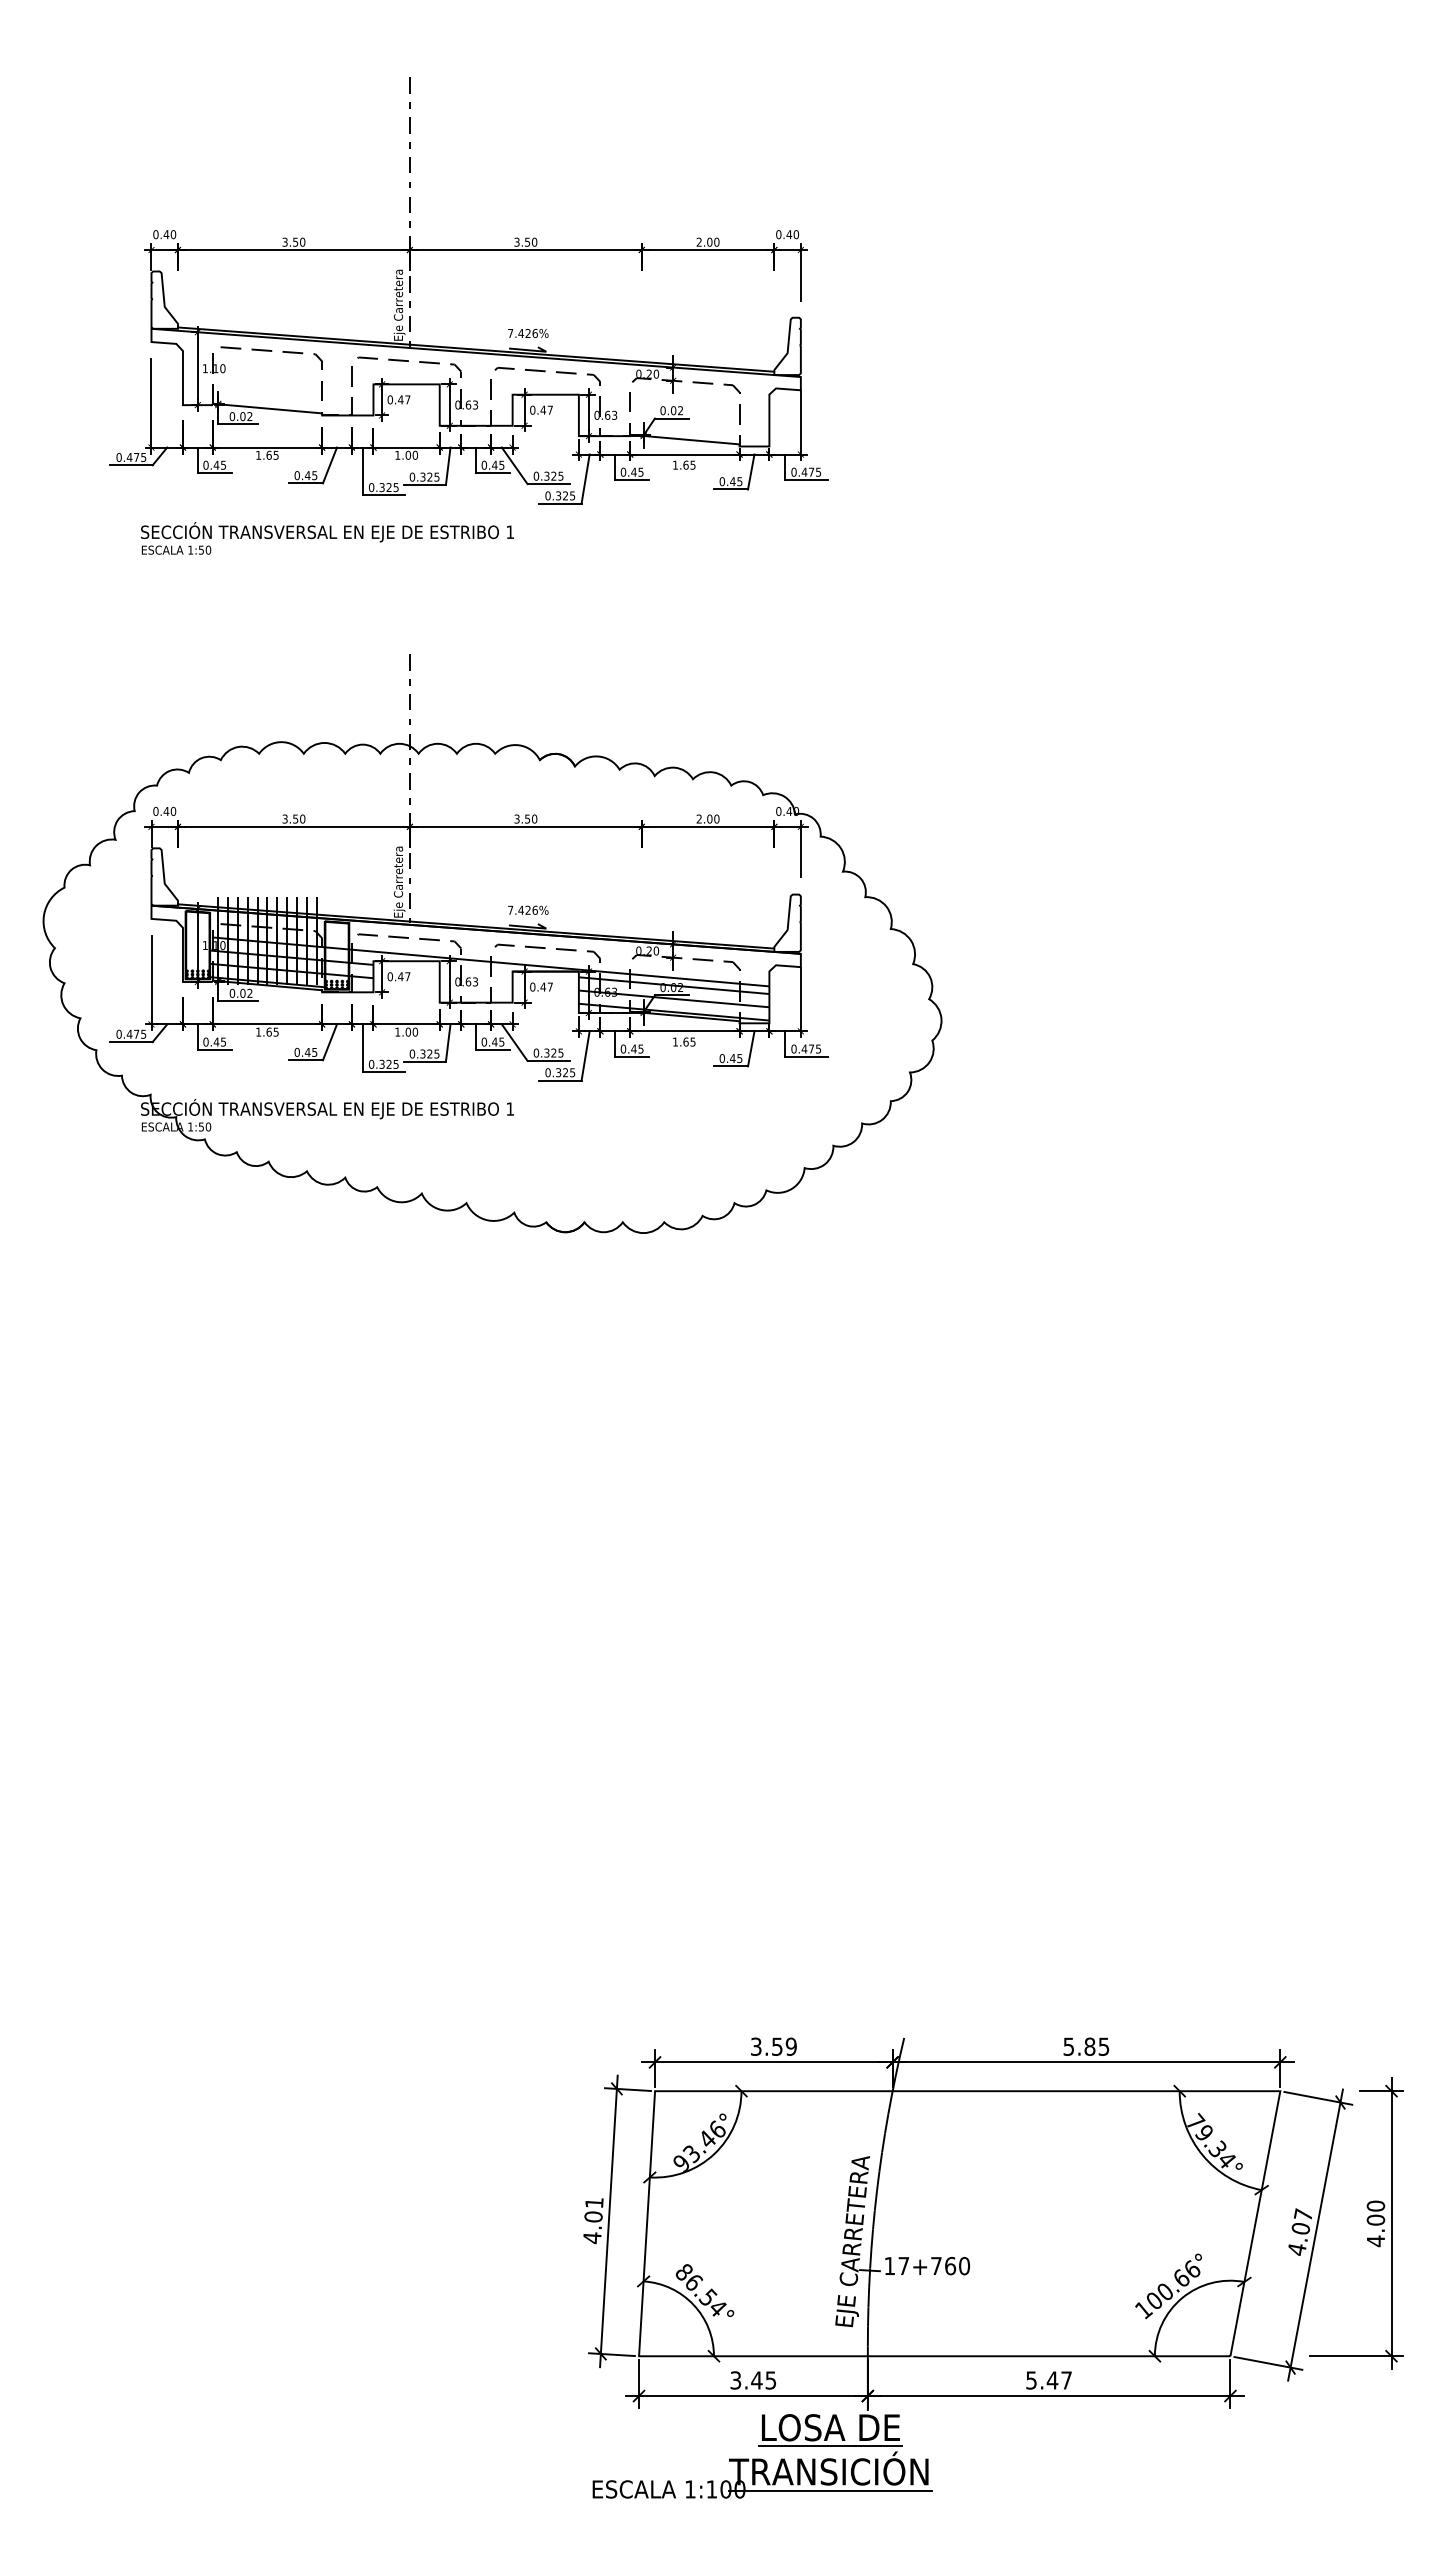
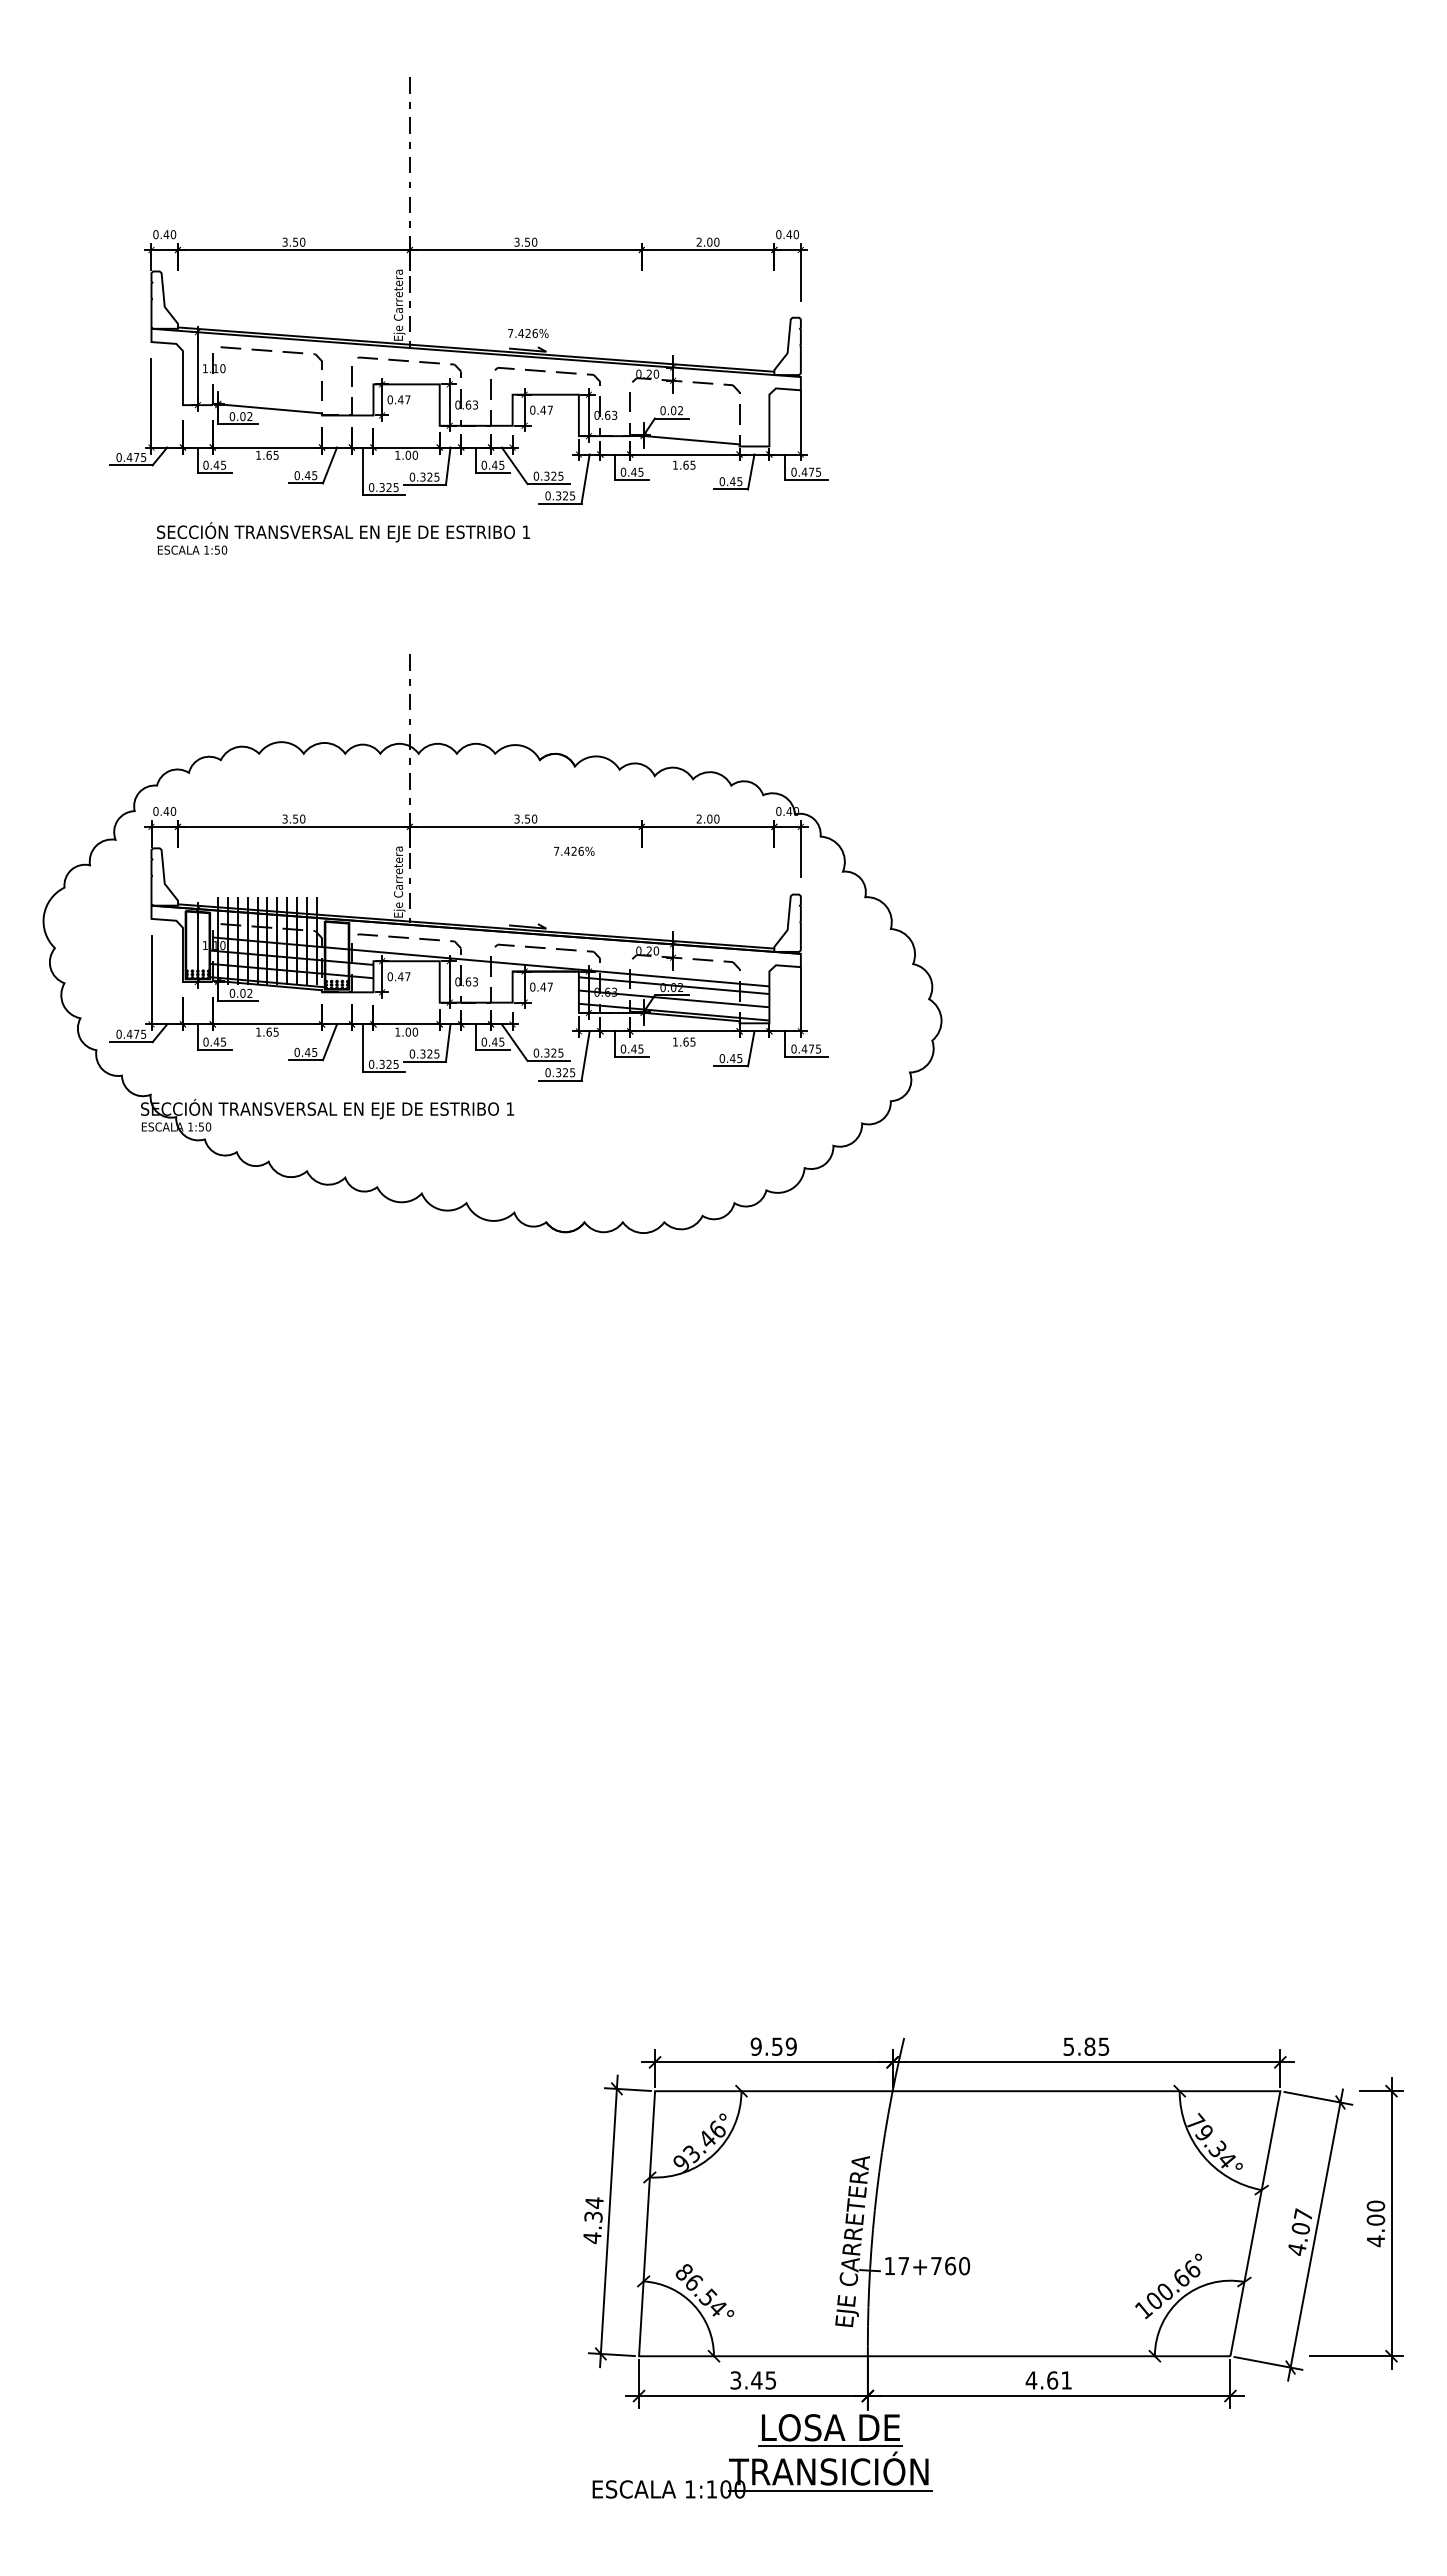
text position: (327, 538) -> (343, 538) (343, 538)
text position: (528, 909) -> (574, 850) (574, 850)
text: 3.59 -> 9.59 (755, 2046)
text: 4.01 -> 4.34 (593, 2209)
text: 5.47 -> 4.61 (1048, 2380)
